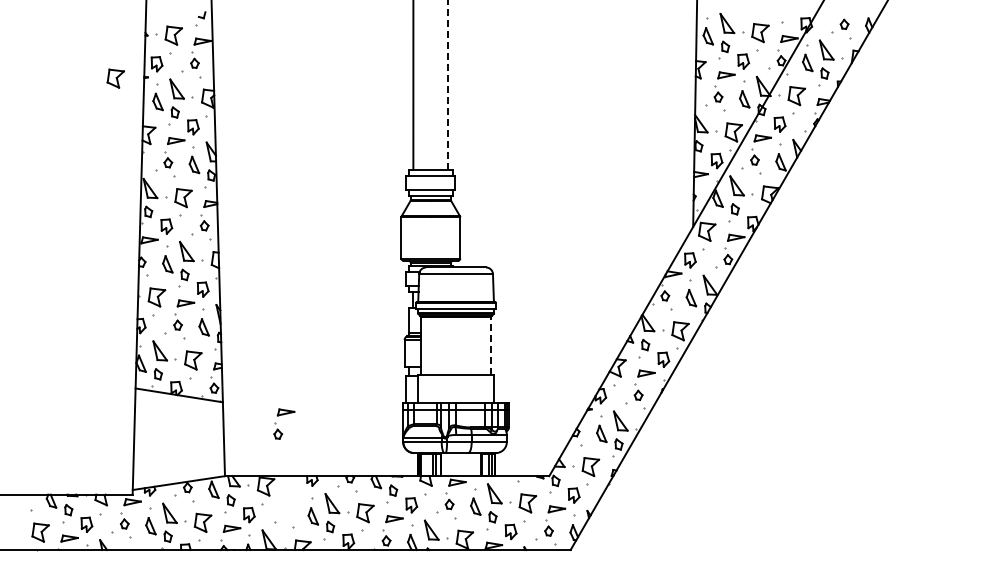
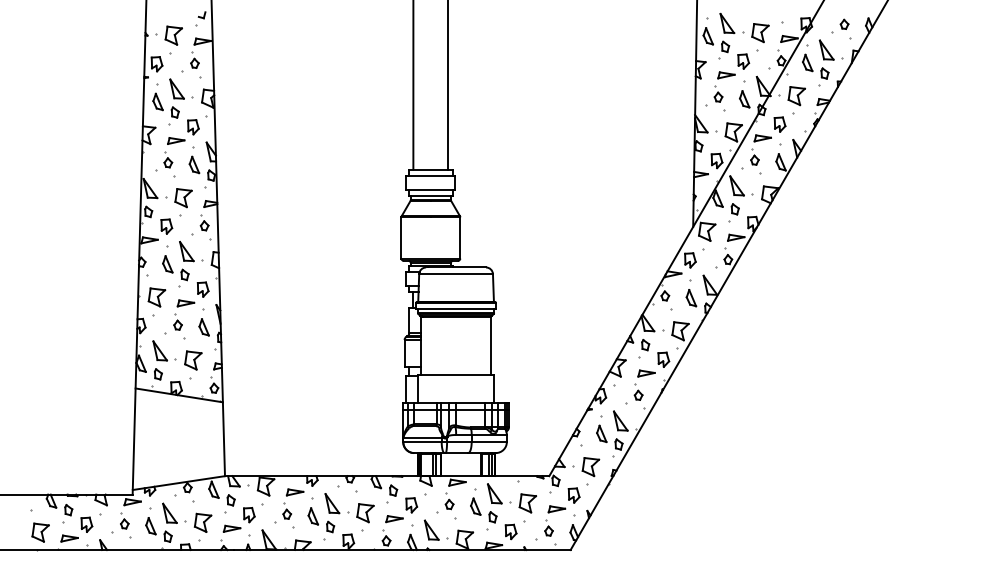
part: present -> none (115, 78)
line: dashed -> solid (448, 84)
line: dashed -> solid (490, 345)
part position: (278, 428) -> (287, 508) (287, 508)
